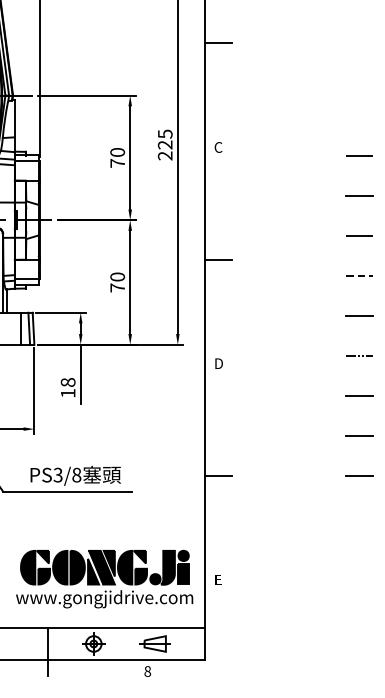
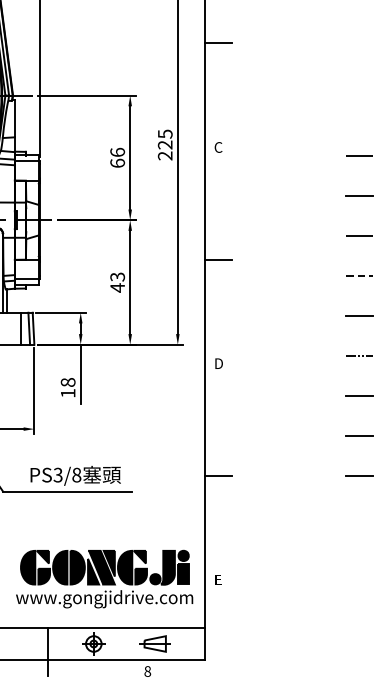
text: 70 -> 66 (117, 157)
text: 70 -> 43 (117, 282)
